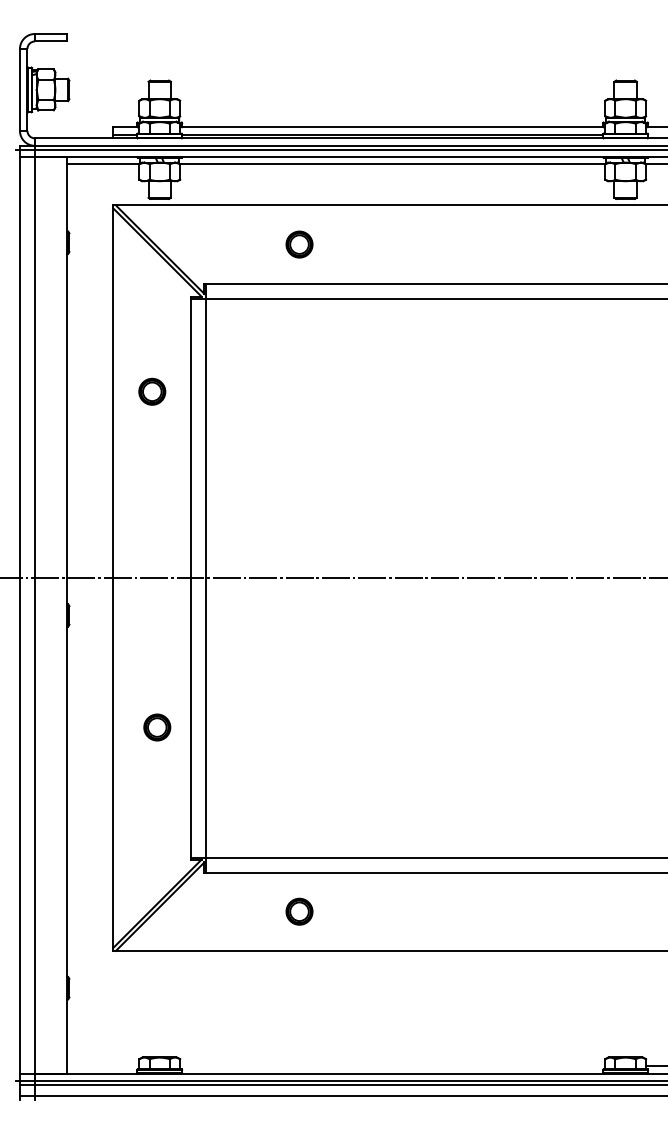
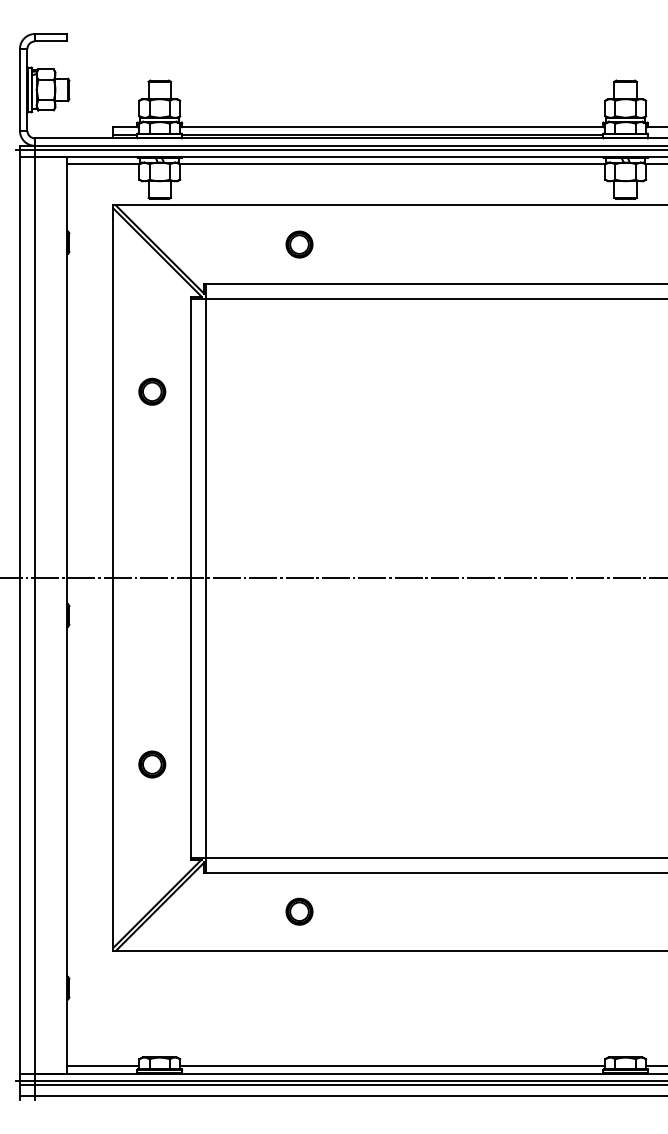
part position: (157, 727) -> (152, 764) (152, 764)
line: none -> present (102, 1066)
line: none -> present (392, 1066)
